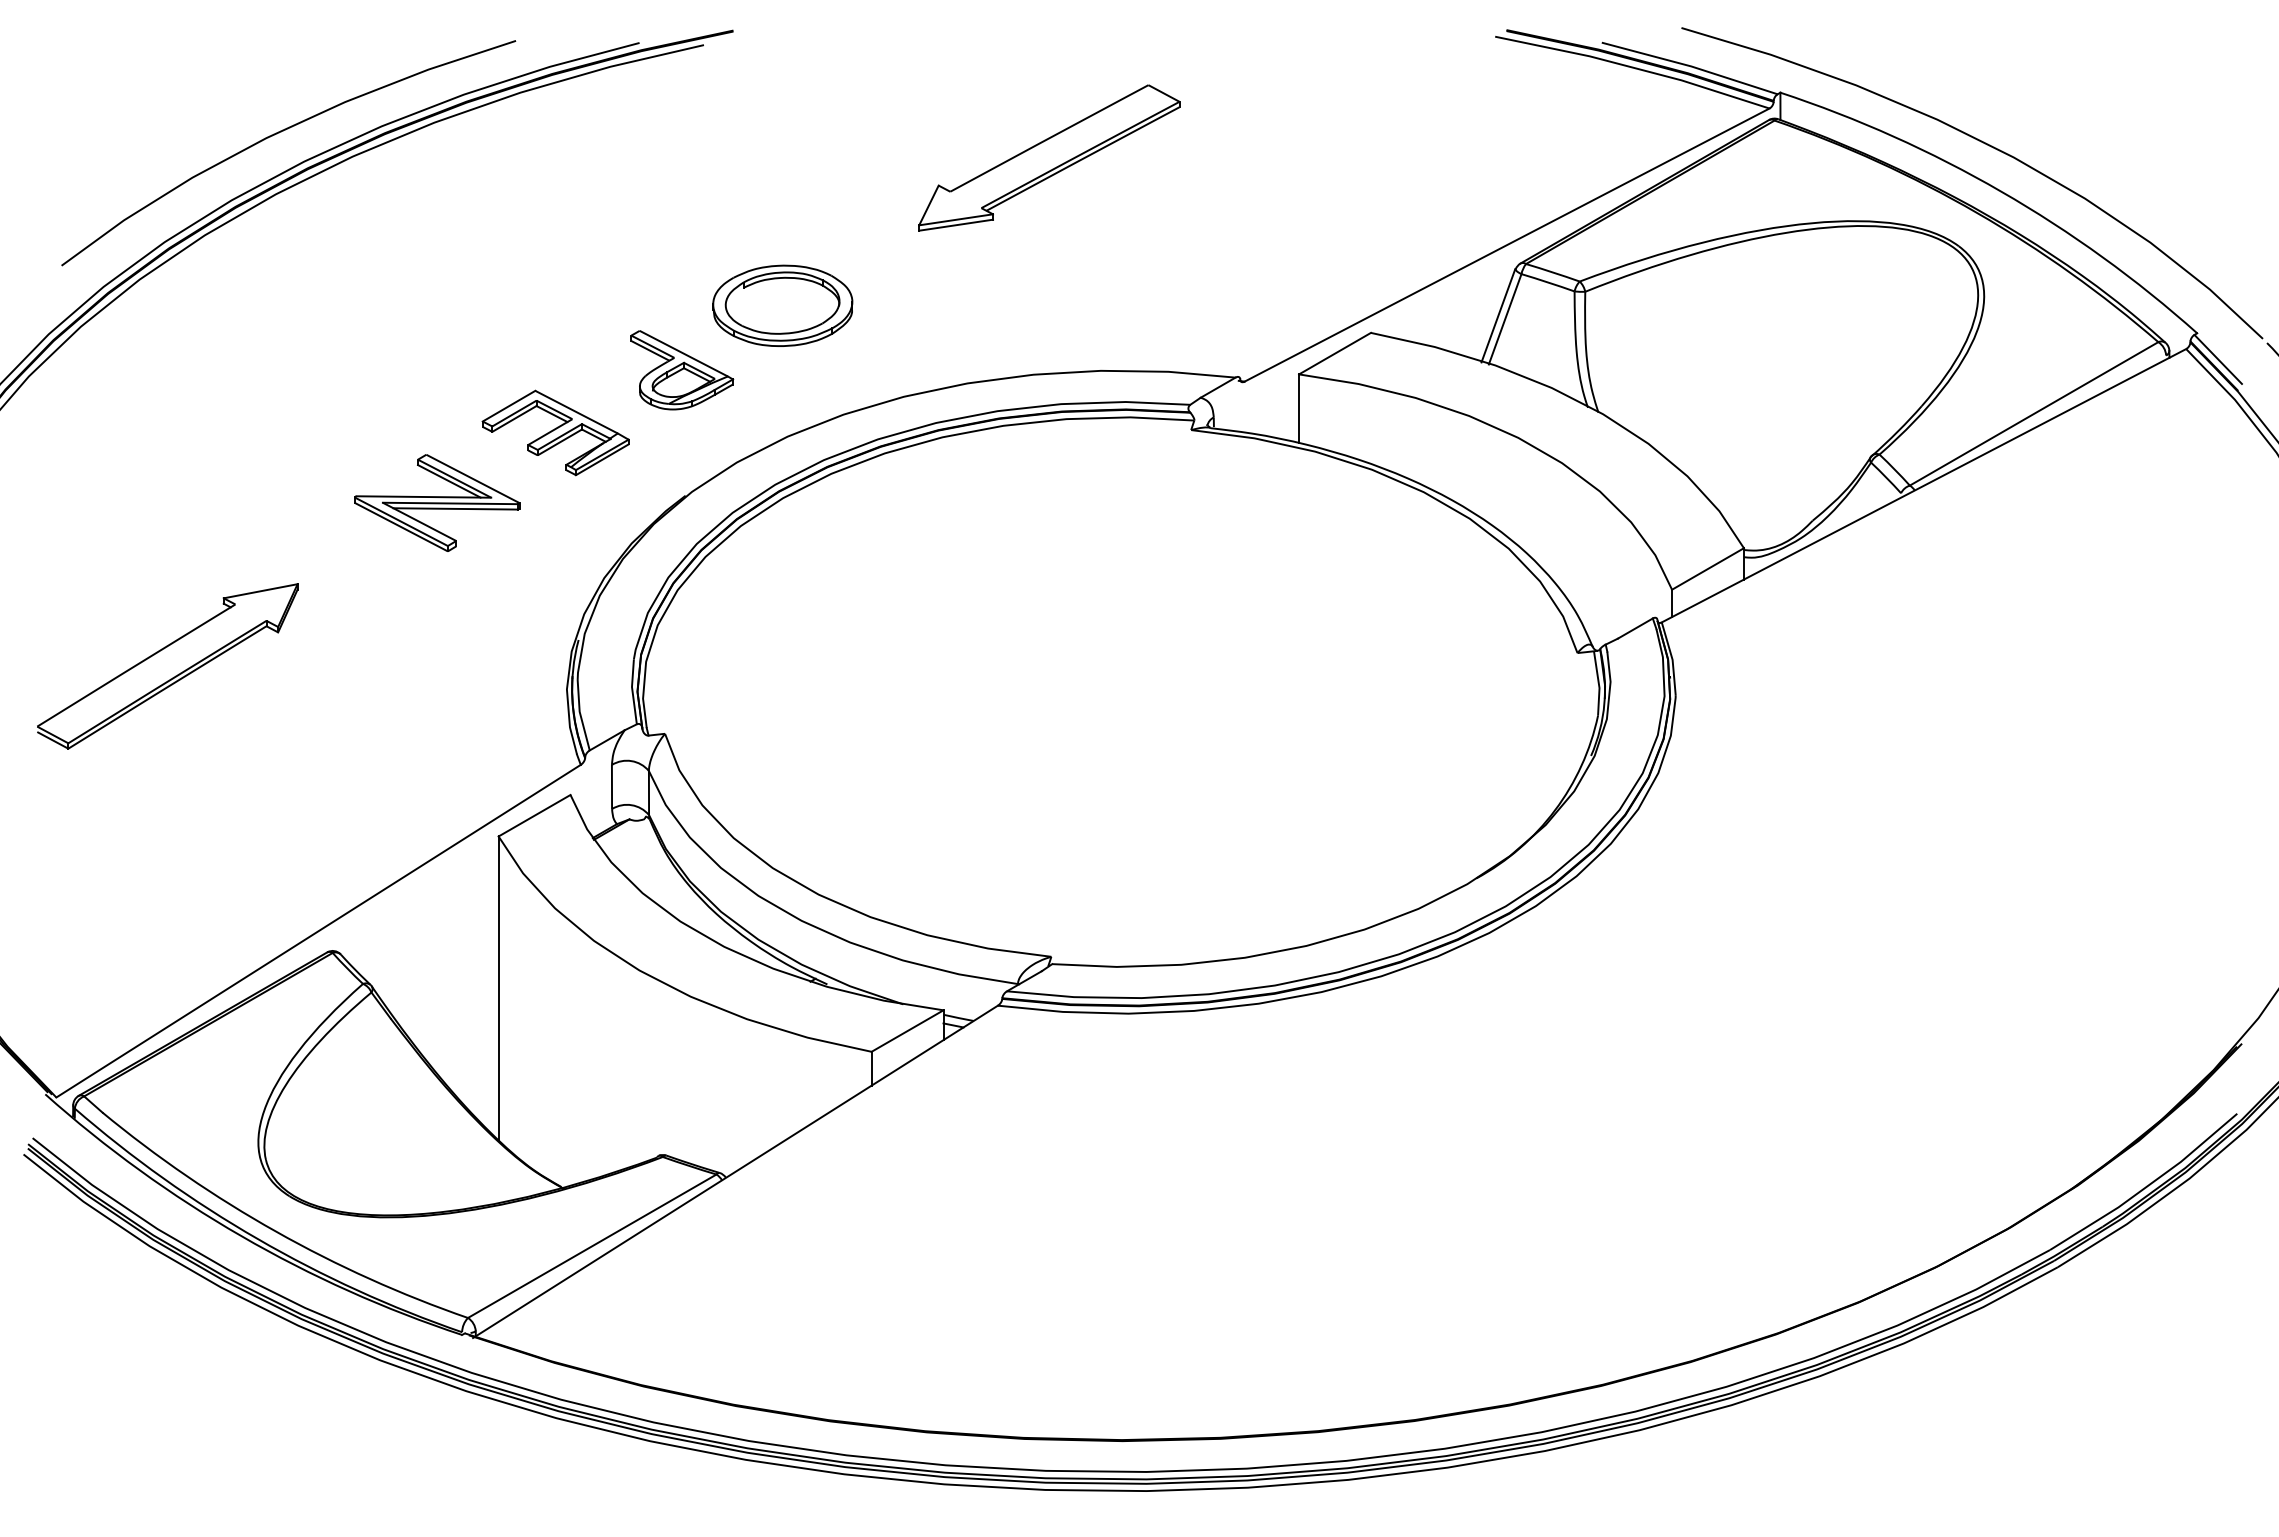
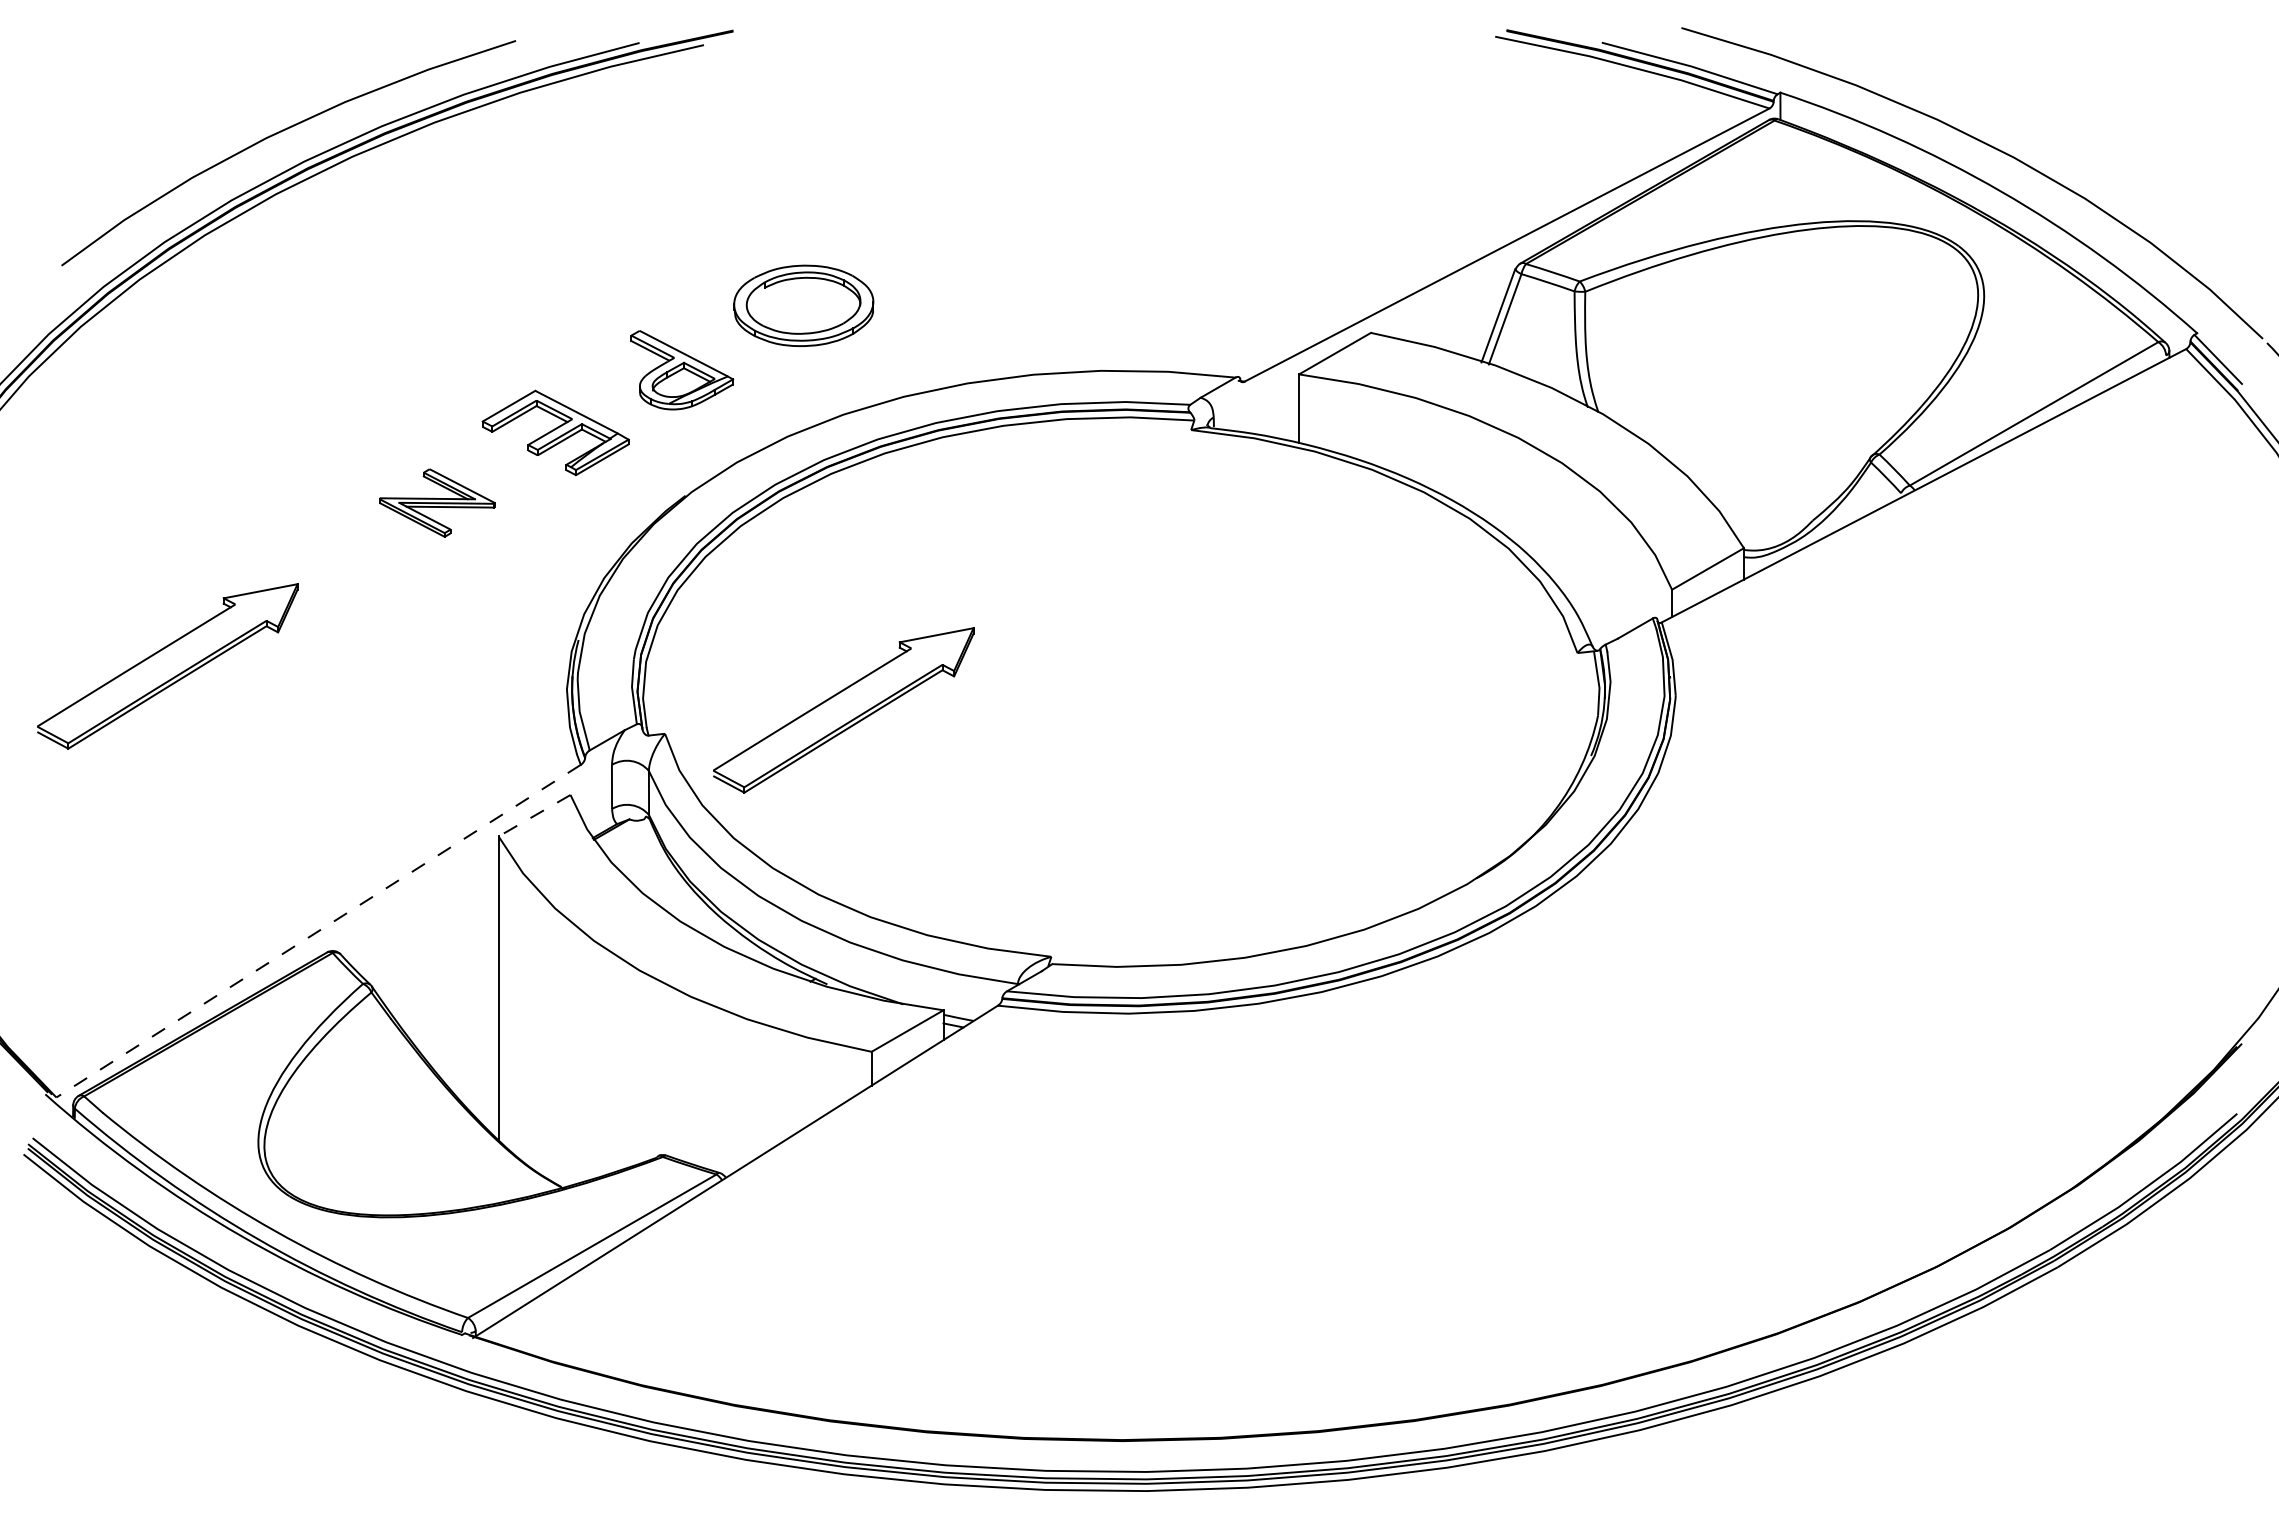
part: present -> none (1049, 157)
part position: (782, 305) -> (803, 305) (803, 305)
part size: 167x98 px -> 117x70 px (437, 502)
part: none -> present (843, 710)
line: solid -> dashed (534, 815)
line: solid -> dashed (318, 931)
